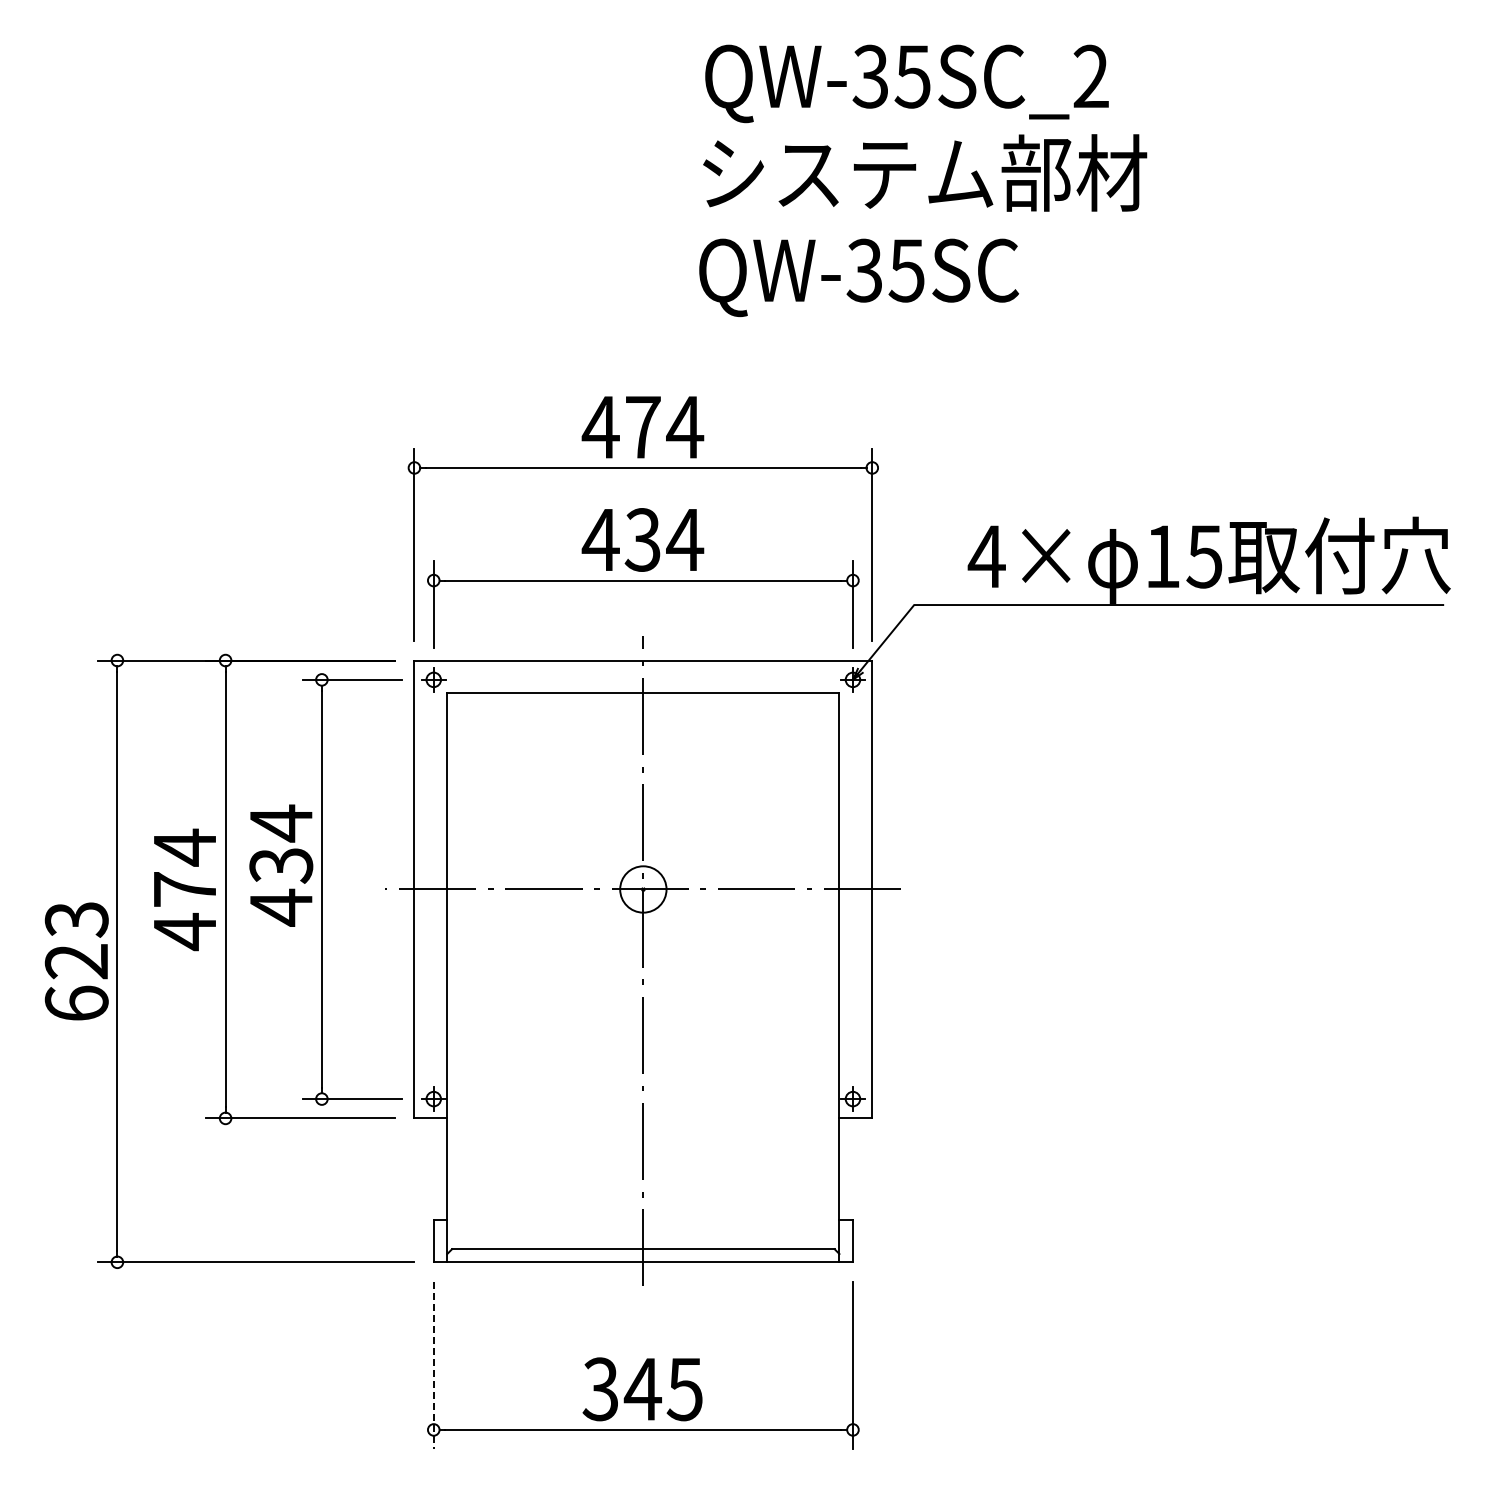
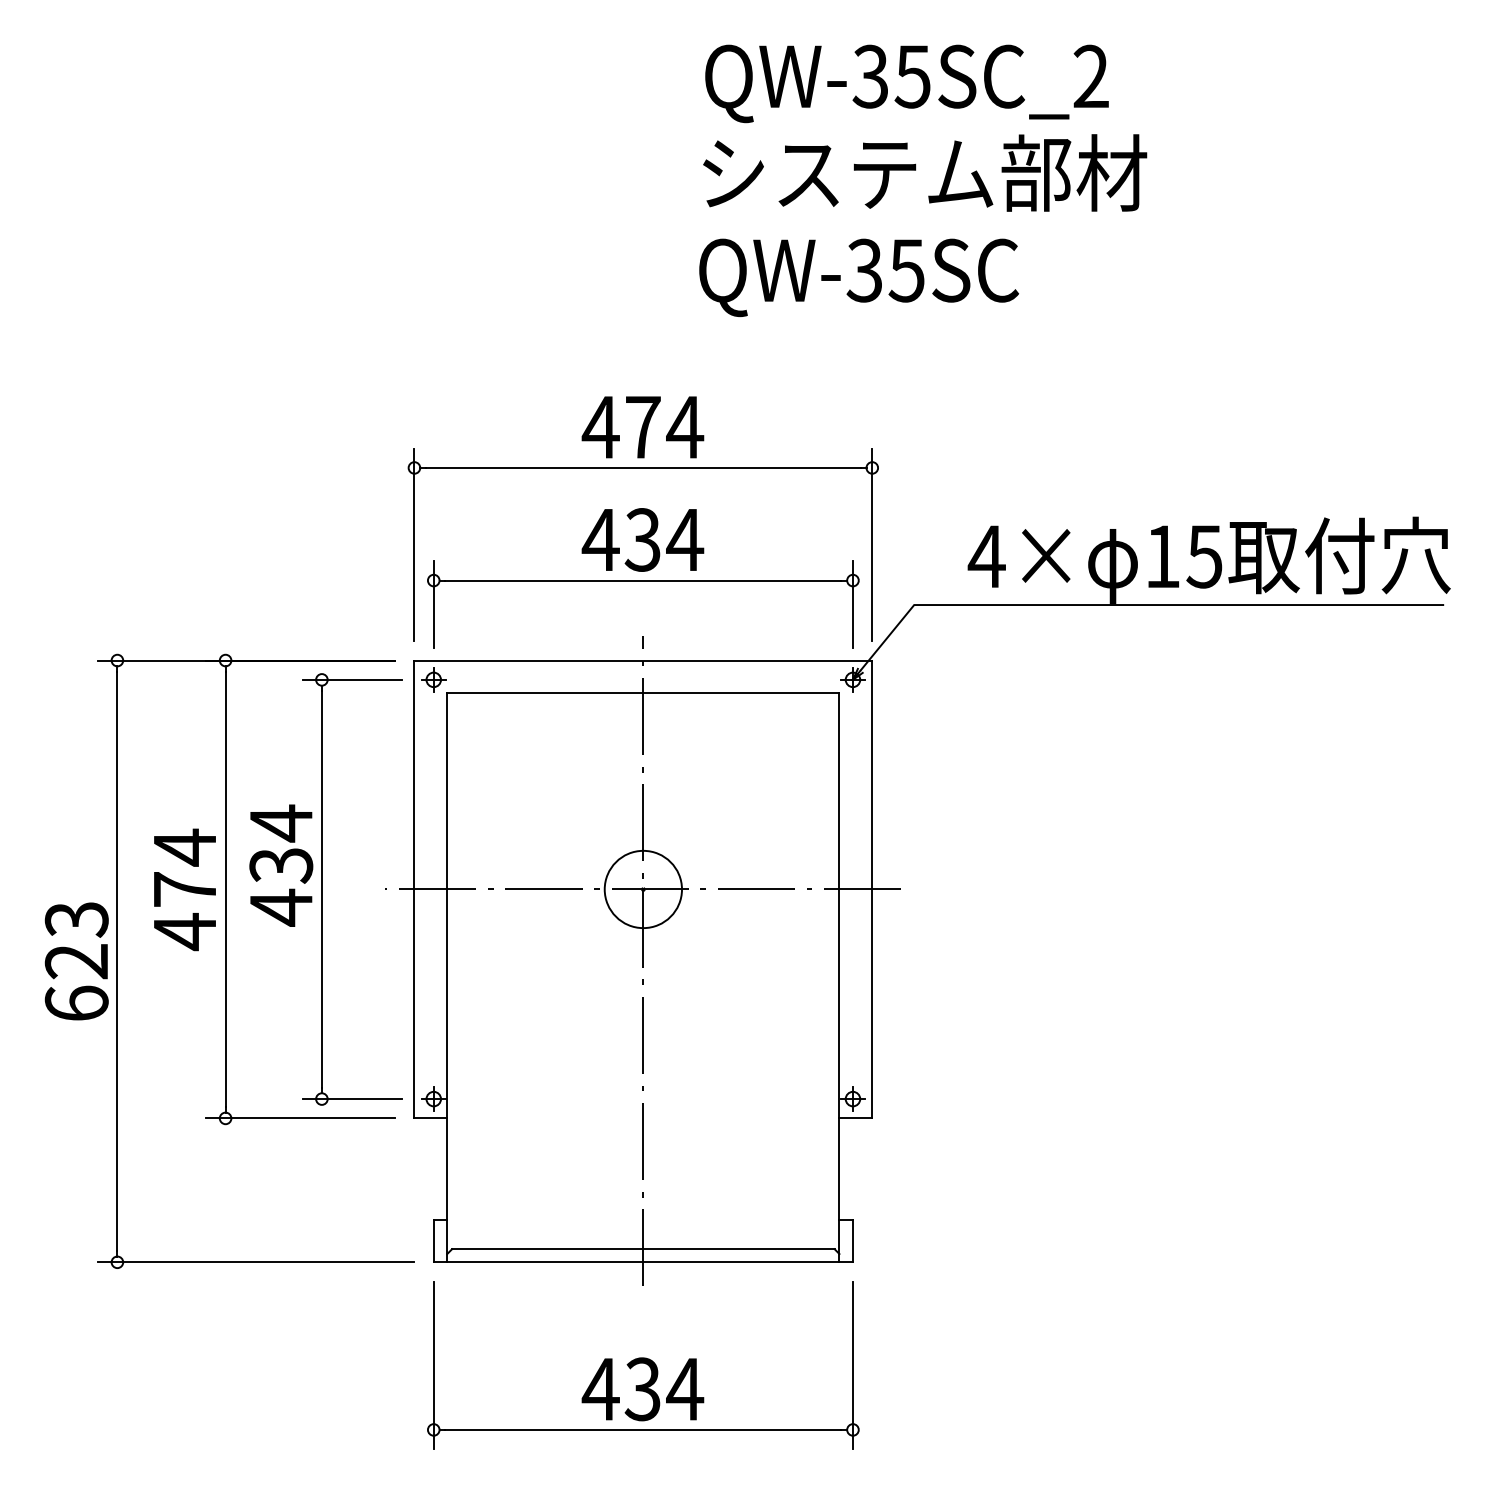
circle diameter: 46 px -> 77 px (643, 889)
line: dashed -> solid (433, 1365)
text: 345 -> 434 (642, 1389)
